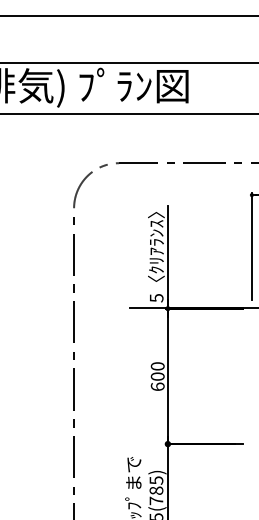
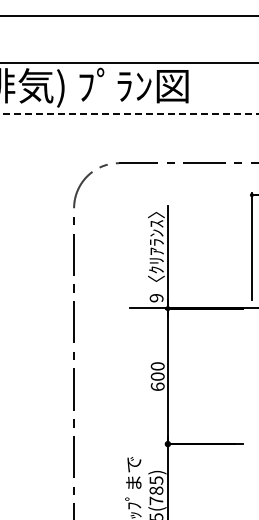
line: solid -> dashed (129, 113)
text: 5 -> 9 (156, 298)
